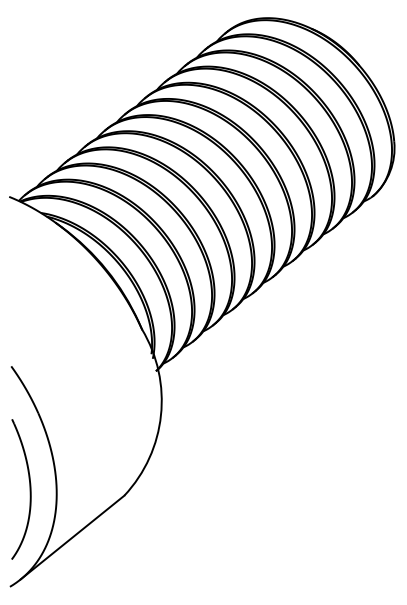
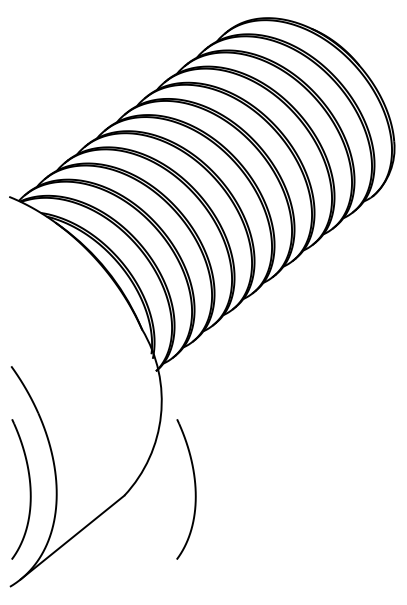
part: none -> present (194, 489)
